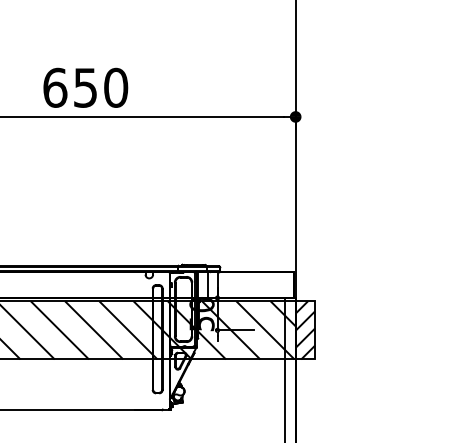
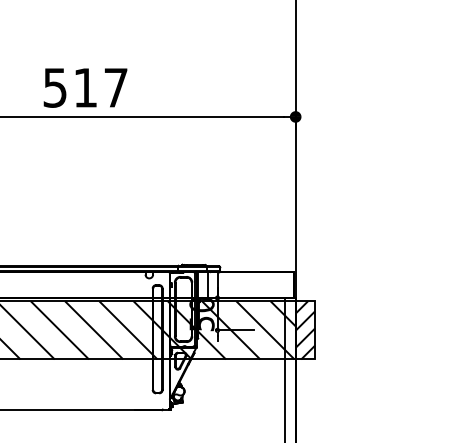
text: 650 -> 517 (85, 87)
